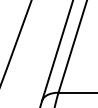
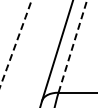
arc: solid -> dashed (16, 42)
line: solid -> dashed (72, 45)
